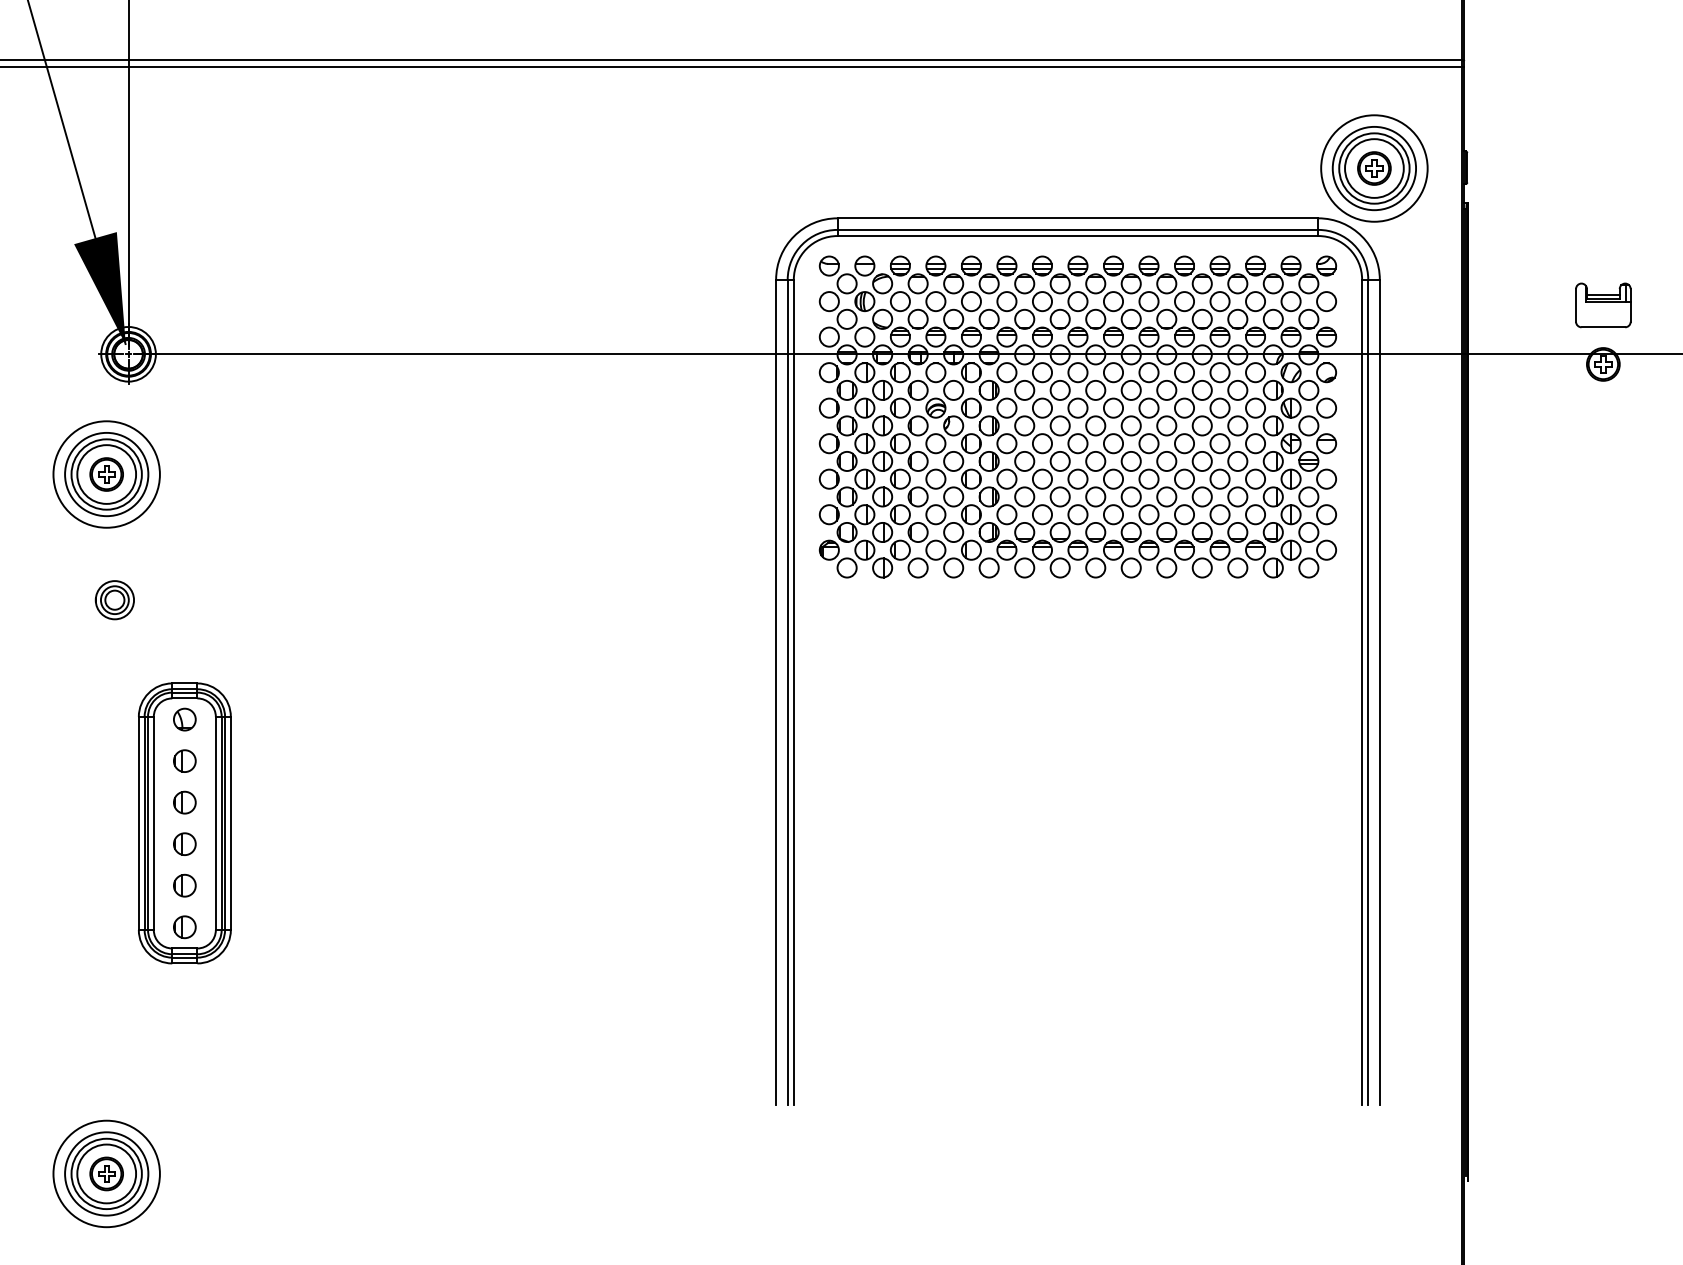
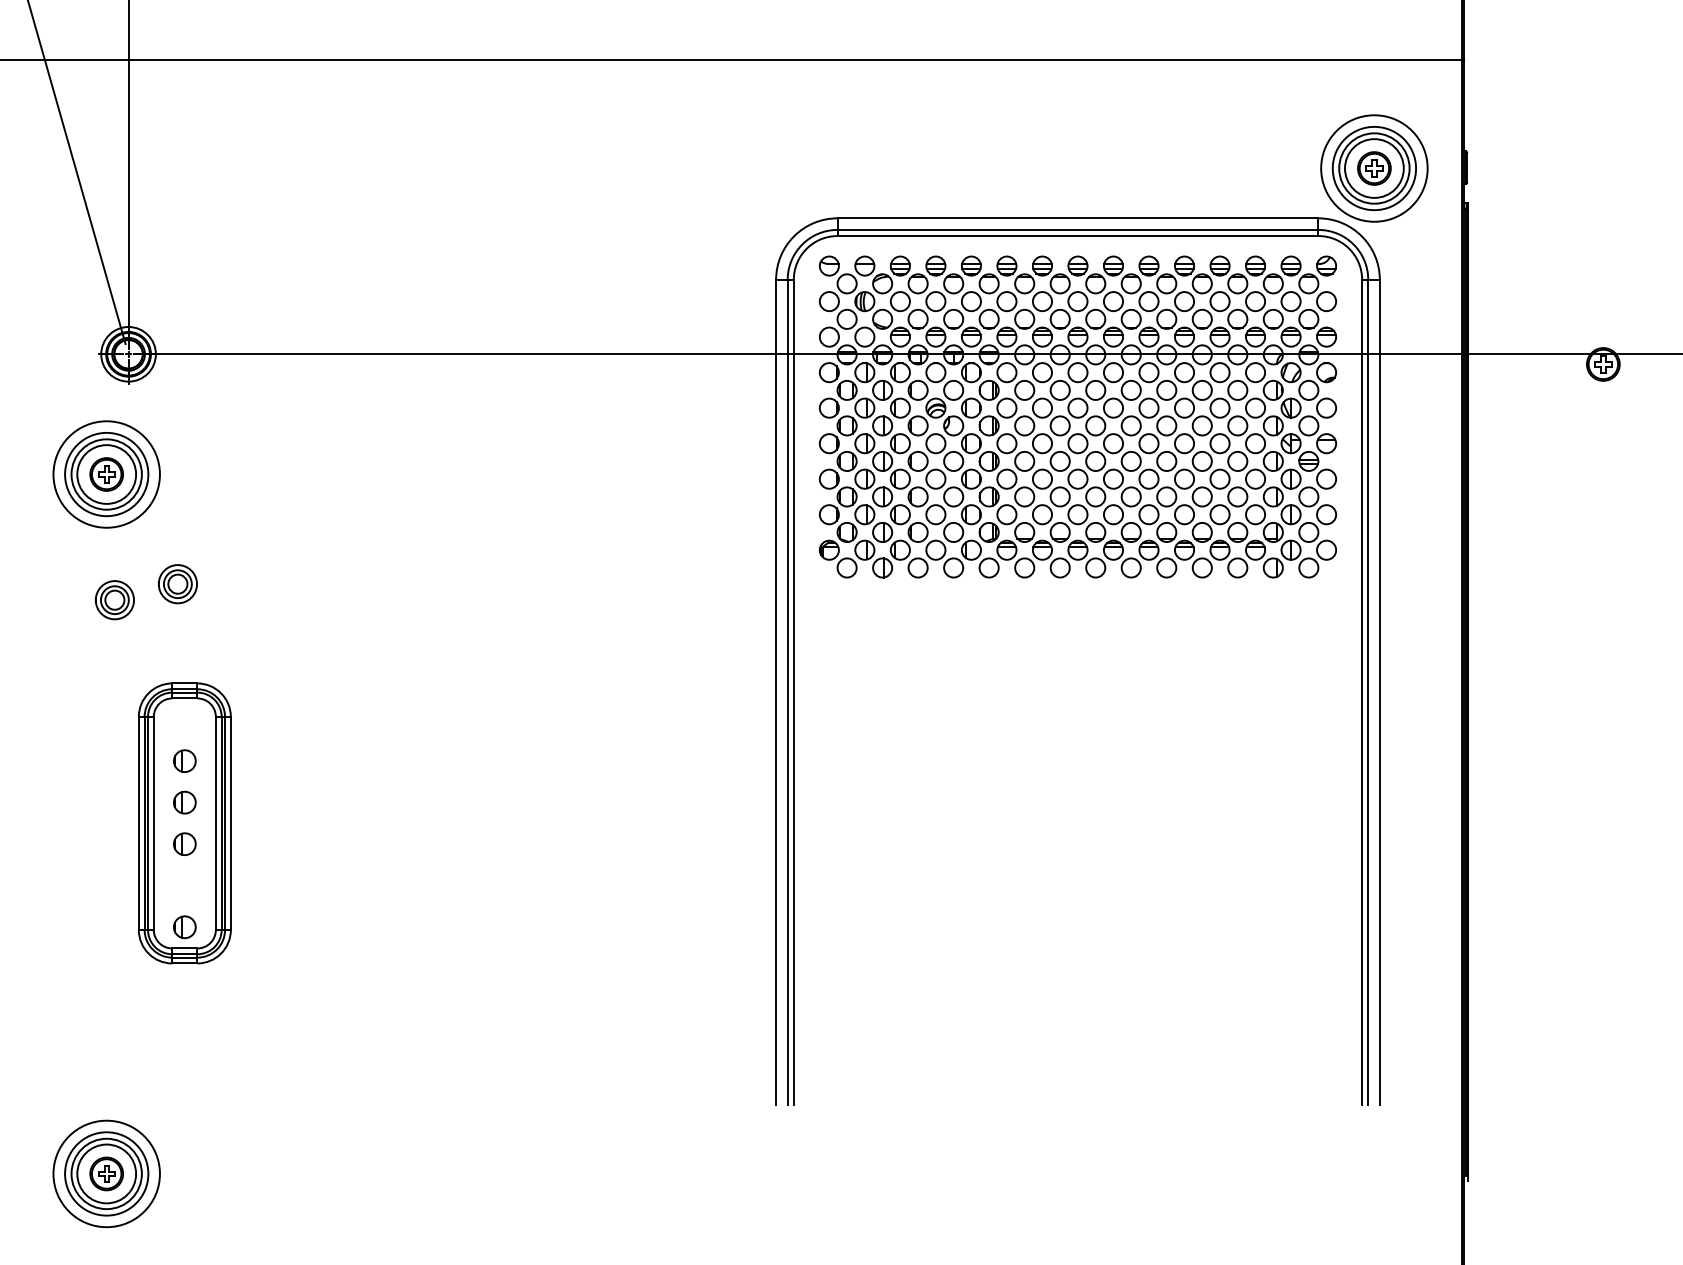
line: present -> none (733, 67)
fill: present -> none (99, 288)
part: present -> none (1603, 305)
part: none -> present (177, 584)
part: present -> none (184, 719)
part: present -> none (184, 885)
